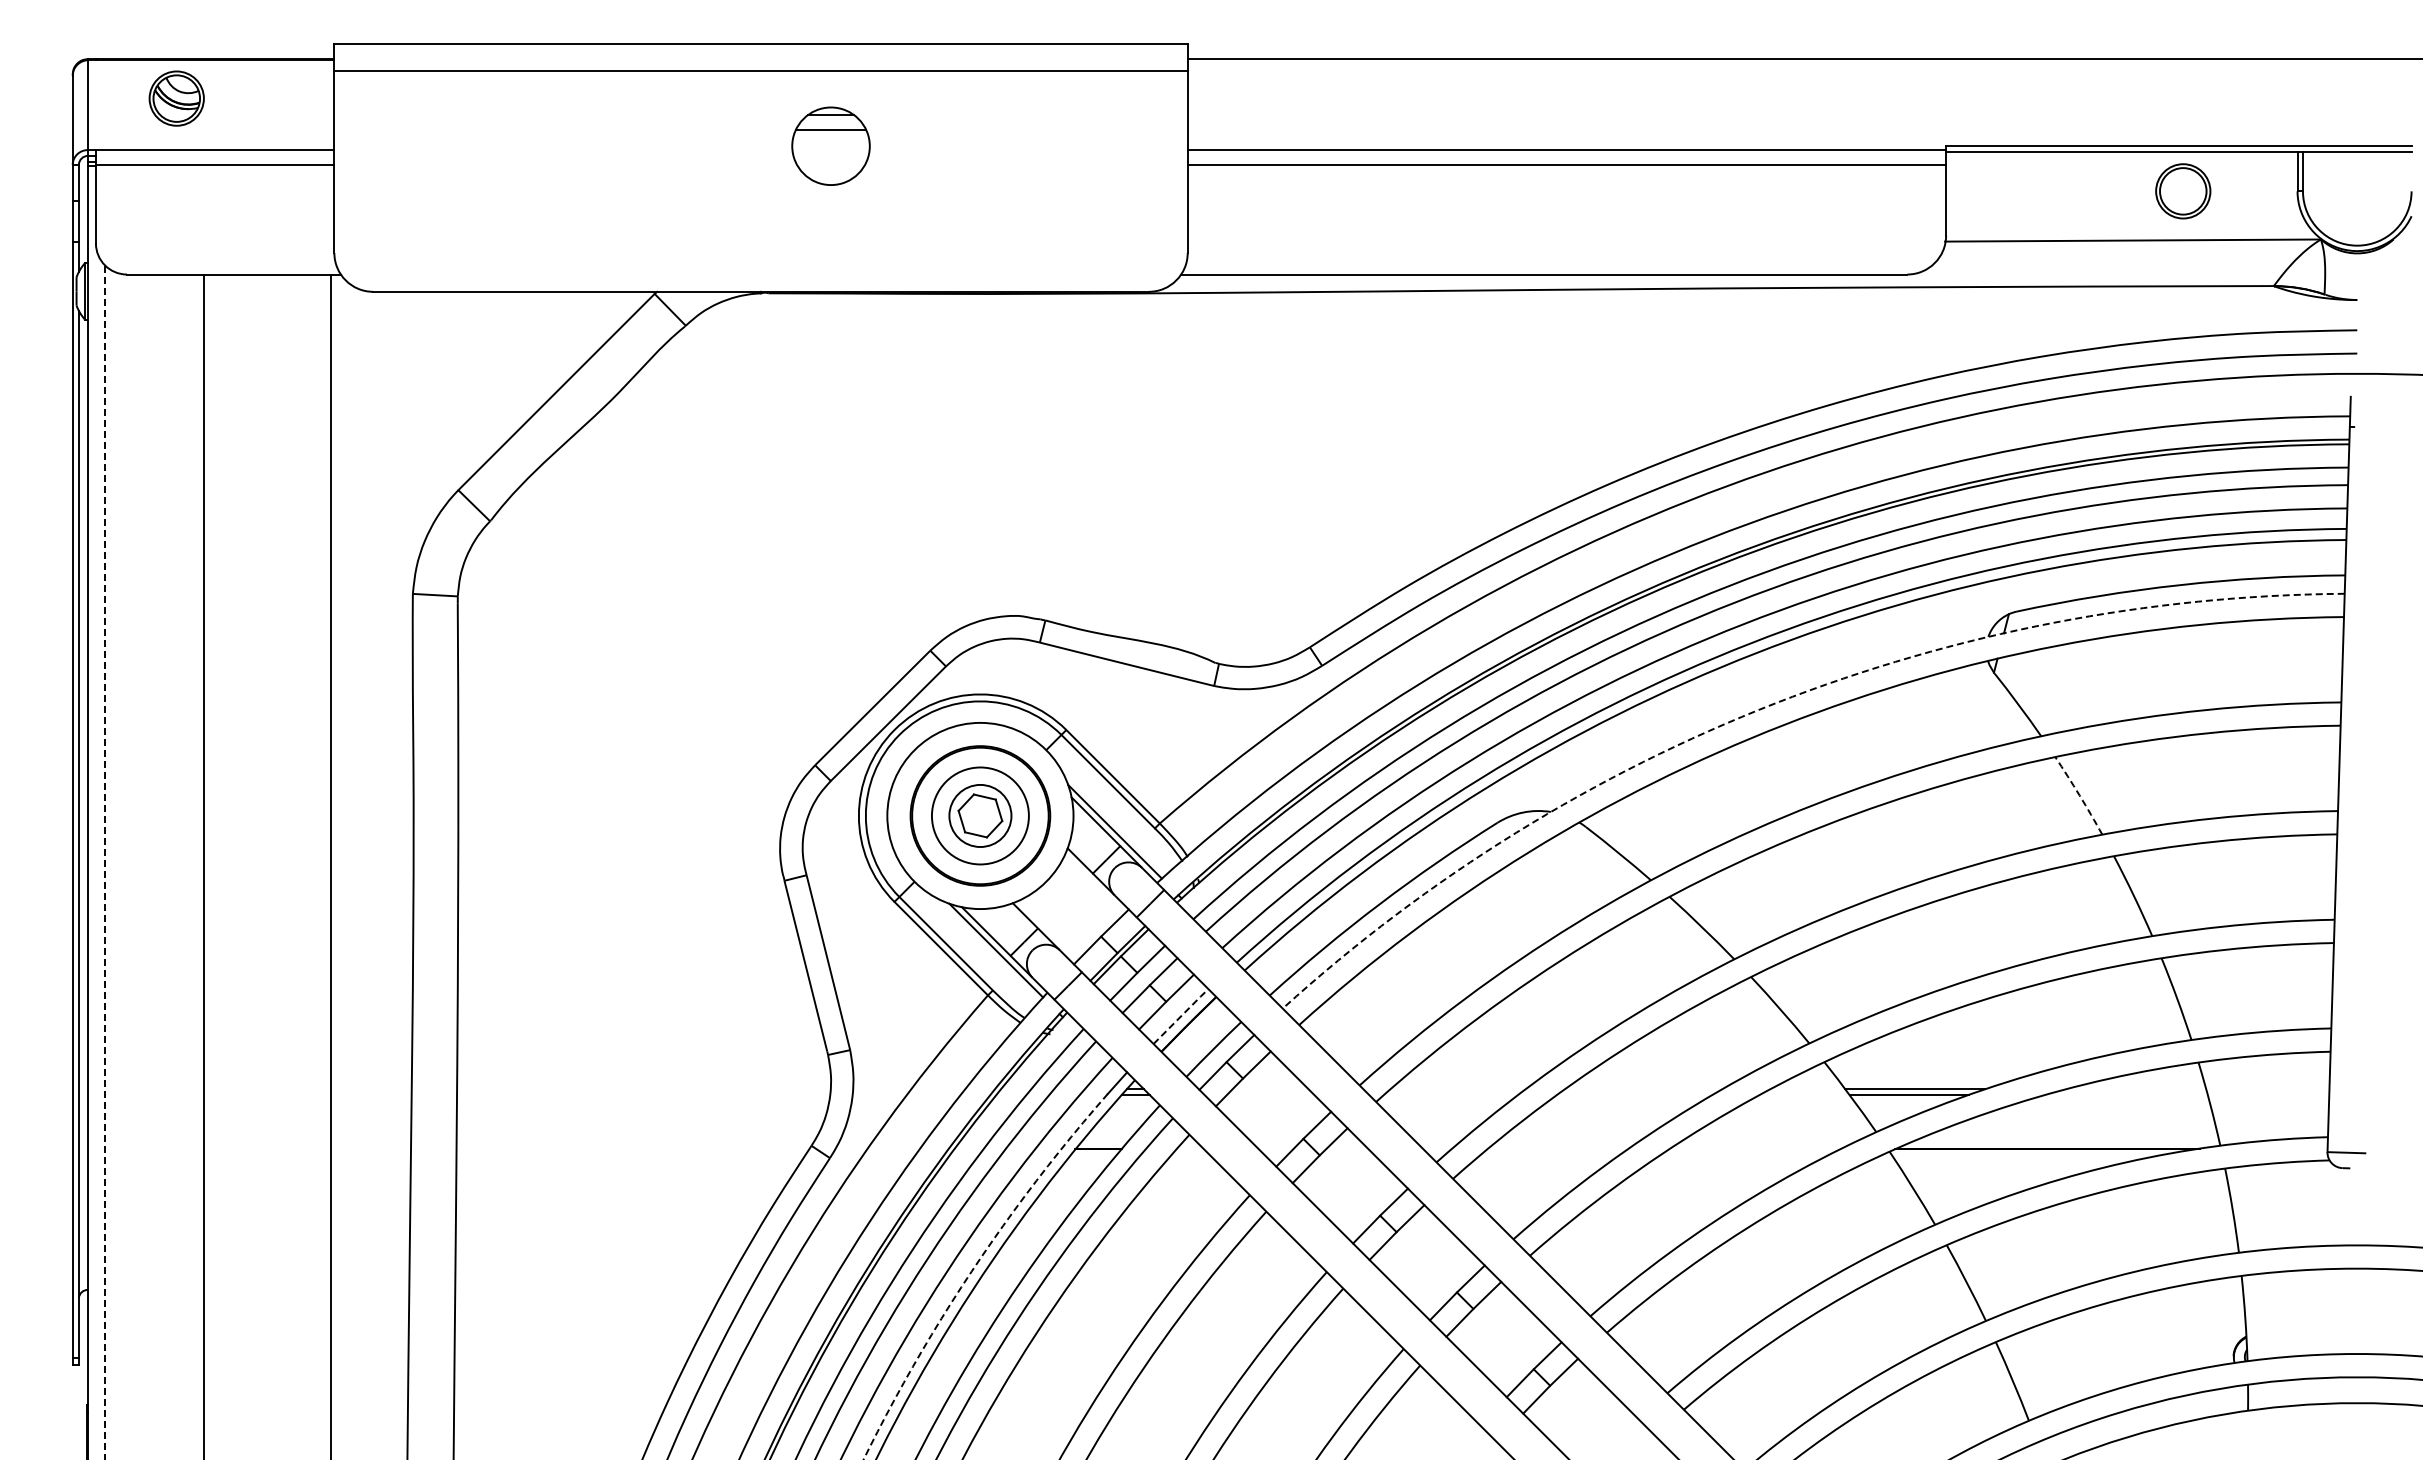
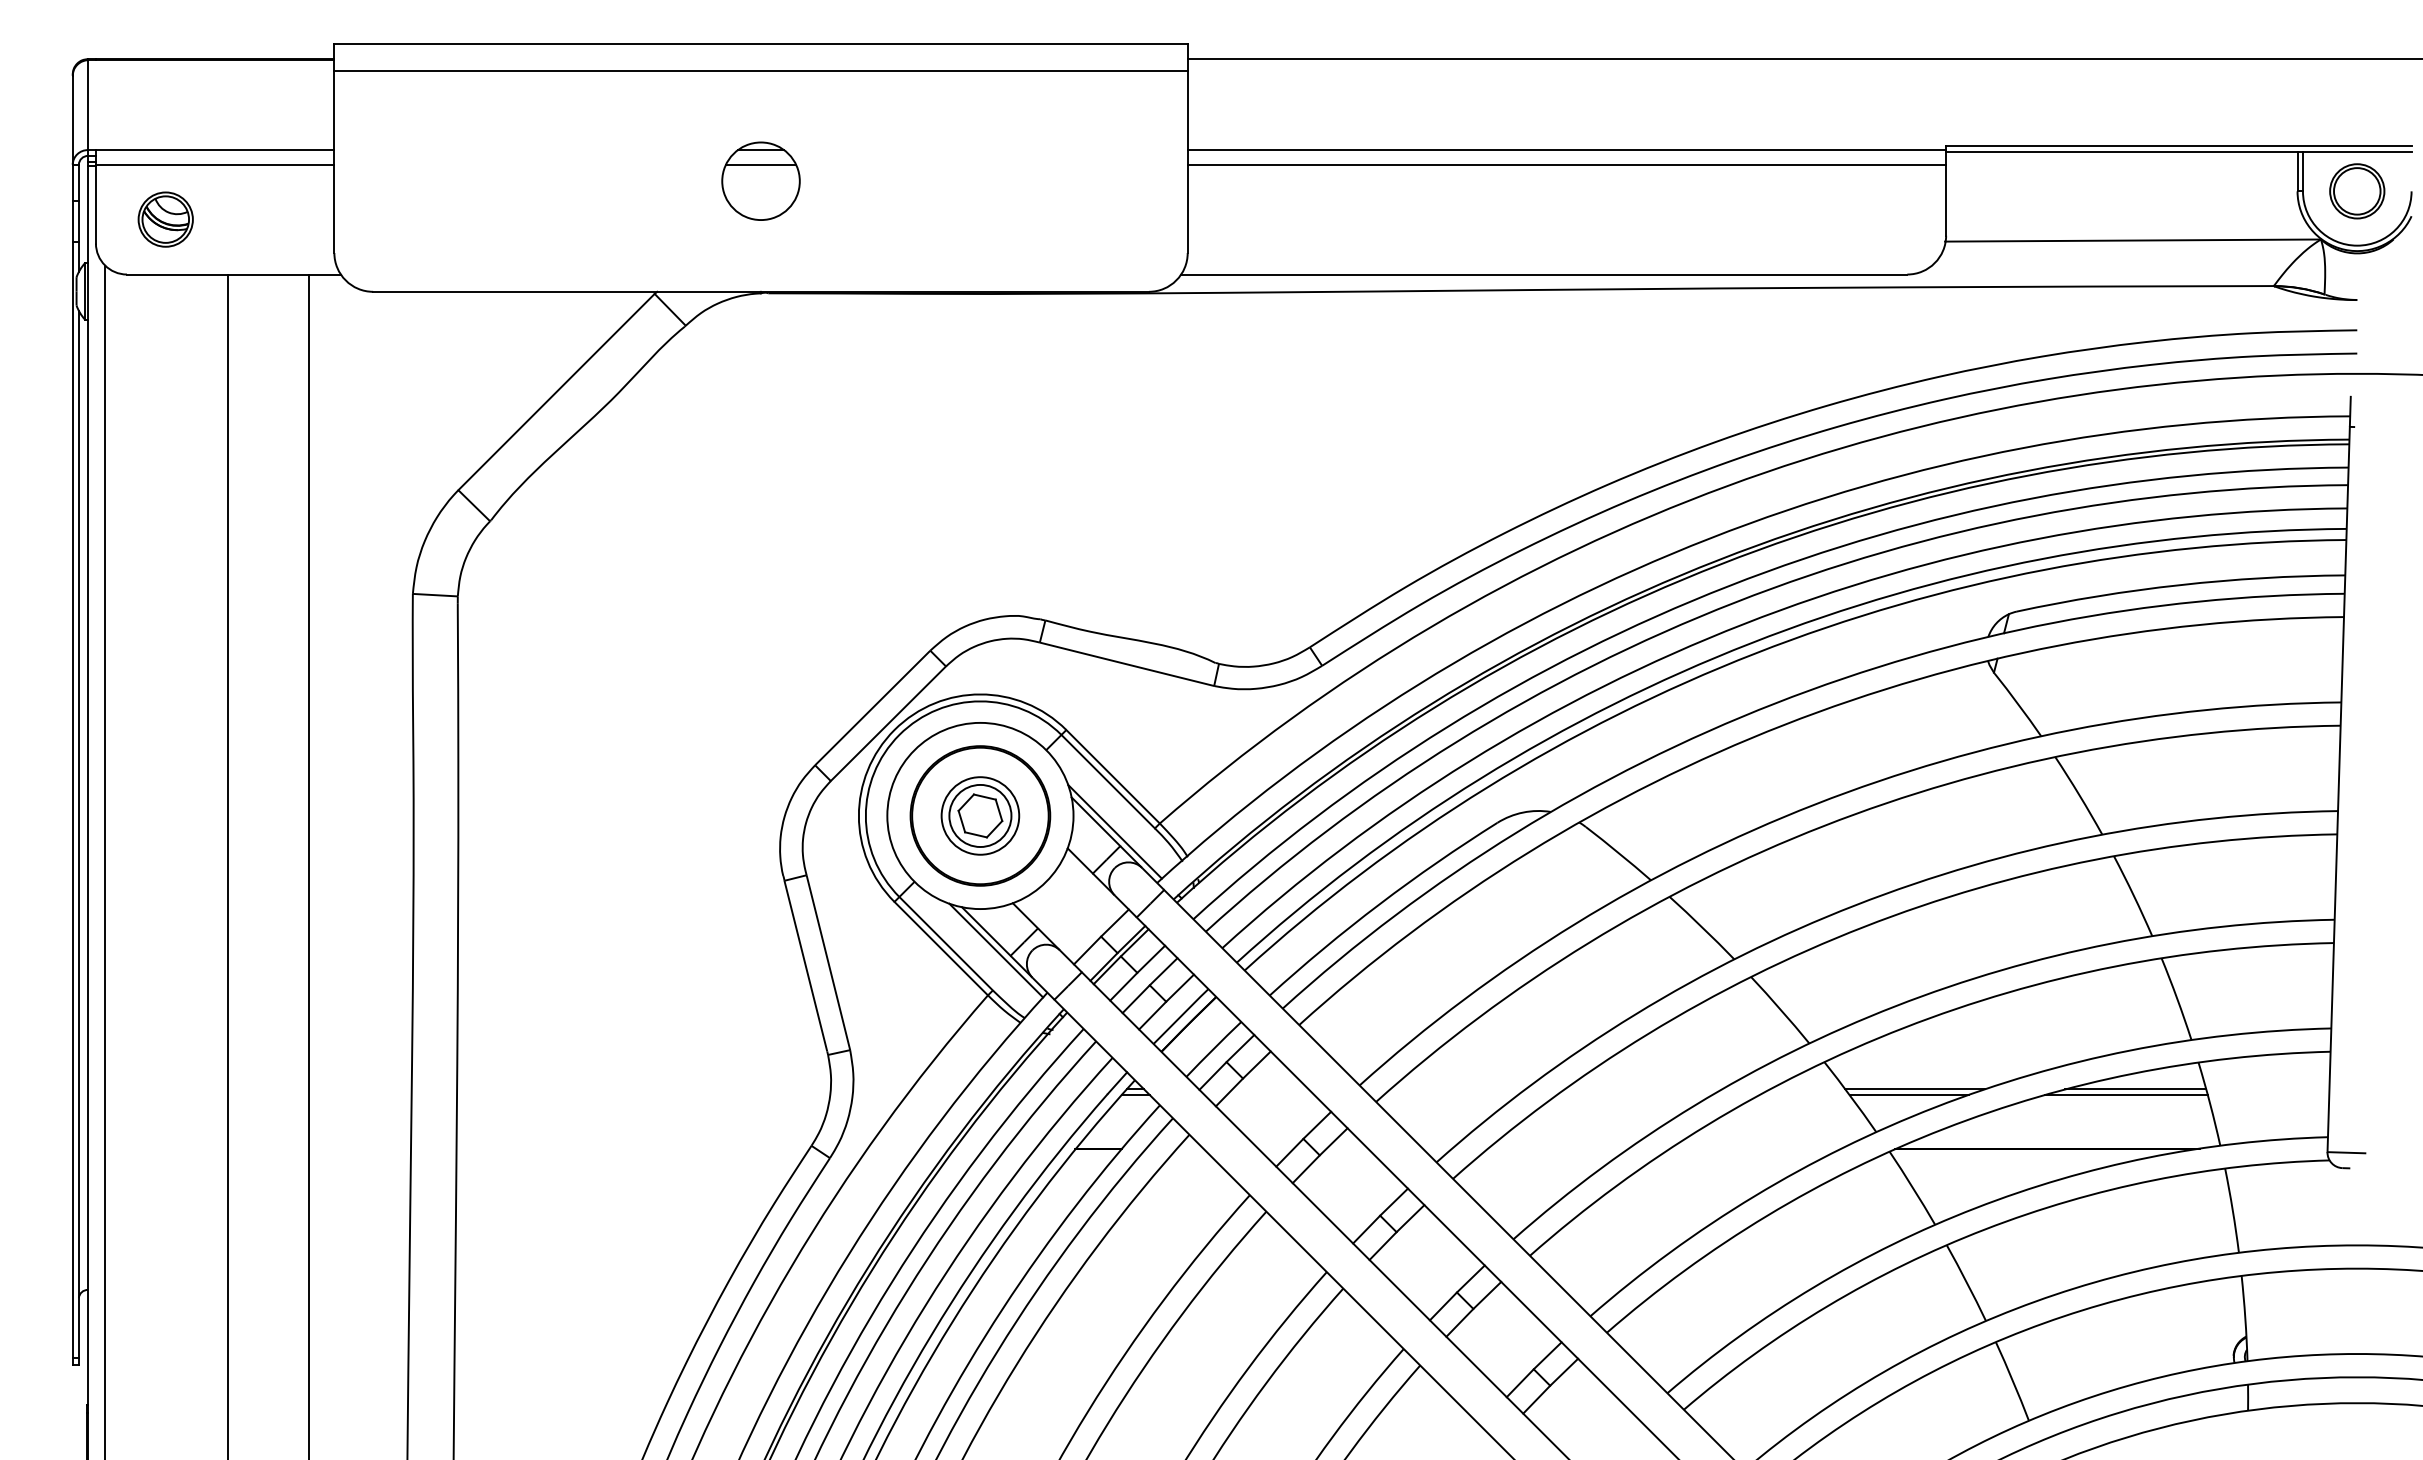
part position: (176, 98) -> (165, 219) (165, 219)
part position: (830, 145) -> (760, 180) (760, 180)
part position: (2183, 191) -> (2357, 191) (2357, 191)
arc: dashed -> solid (1775, 703)
arc: dashed -> solid (2079, 795)
circle diameter: 97 px -> 78 px (980, 815)
line: dashed -> solid (105, 862)
line position: (203, 865) -> (227, 865) (227, 865)
line position: (331, 865) -> (309, 865) (309, 865)
line: dashed -> solid (1181, 1015)
line: none -> present (2135, 1089)
line: none -> present (2126, 1094)
arc: dashed -> solid (972, 1270)
